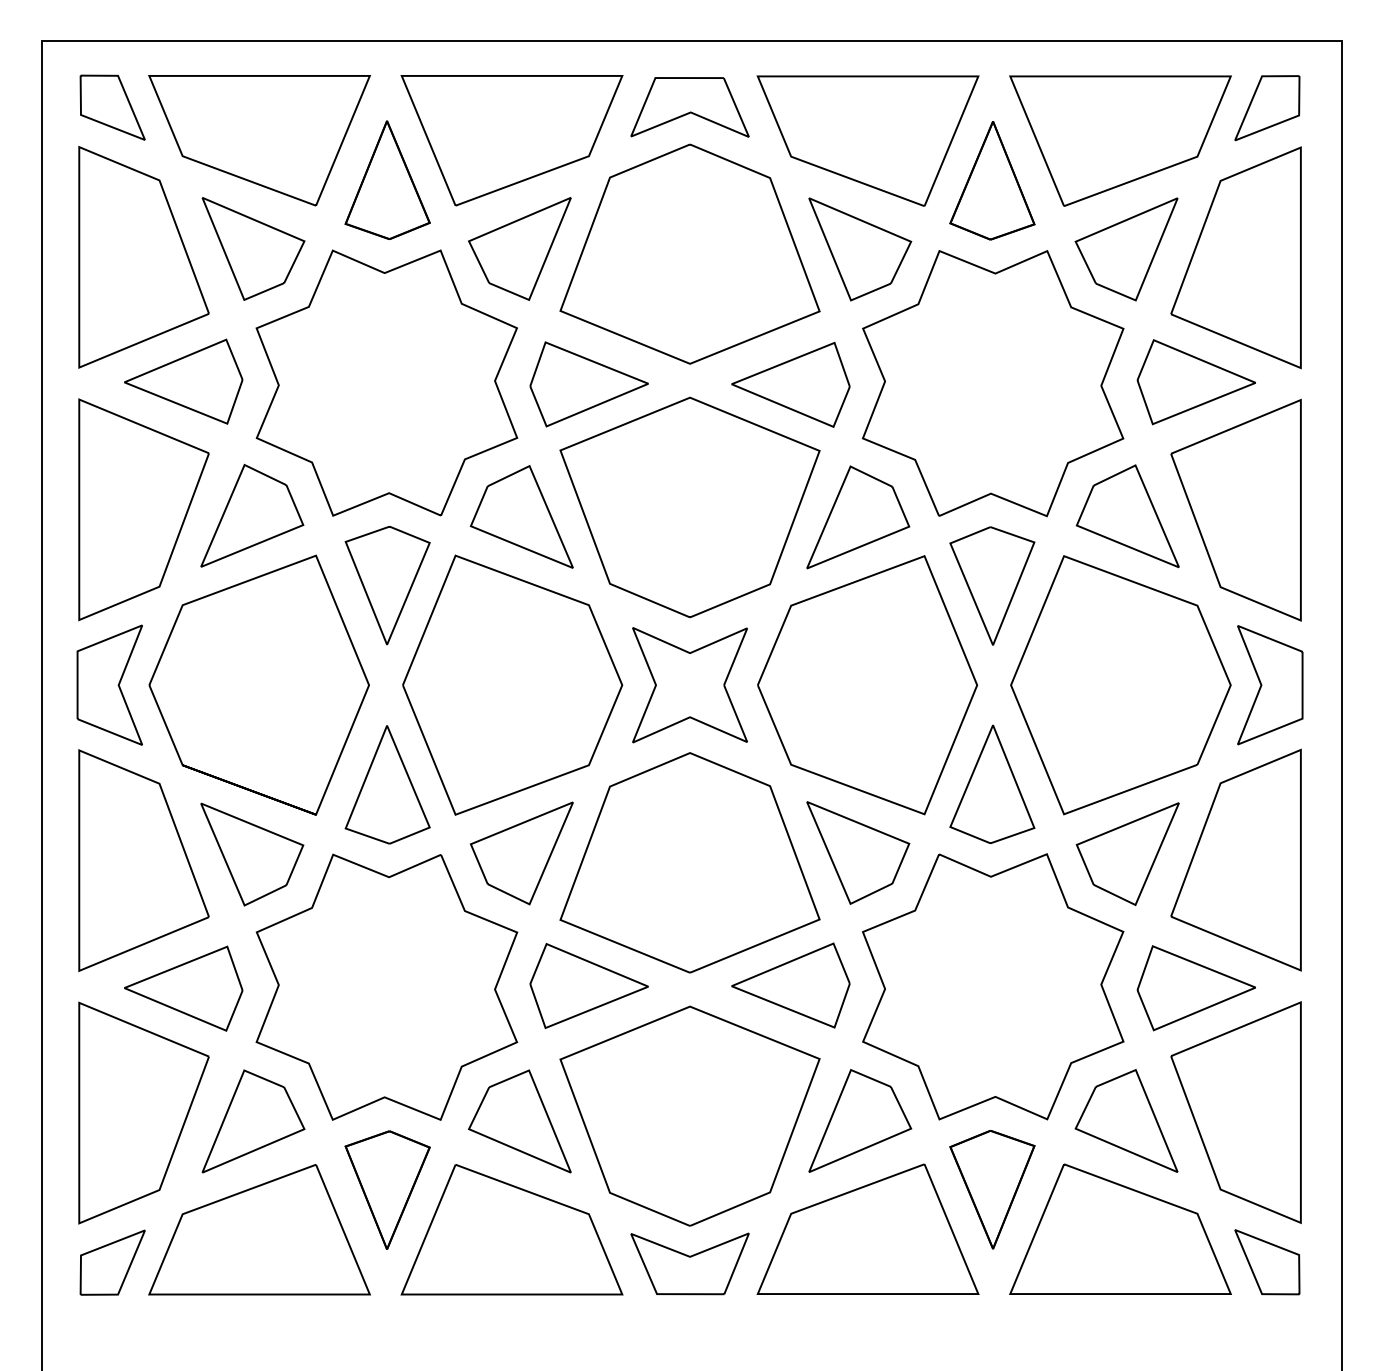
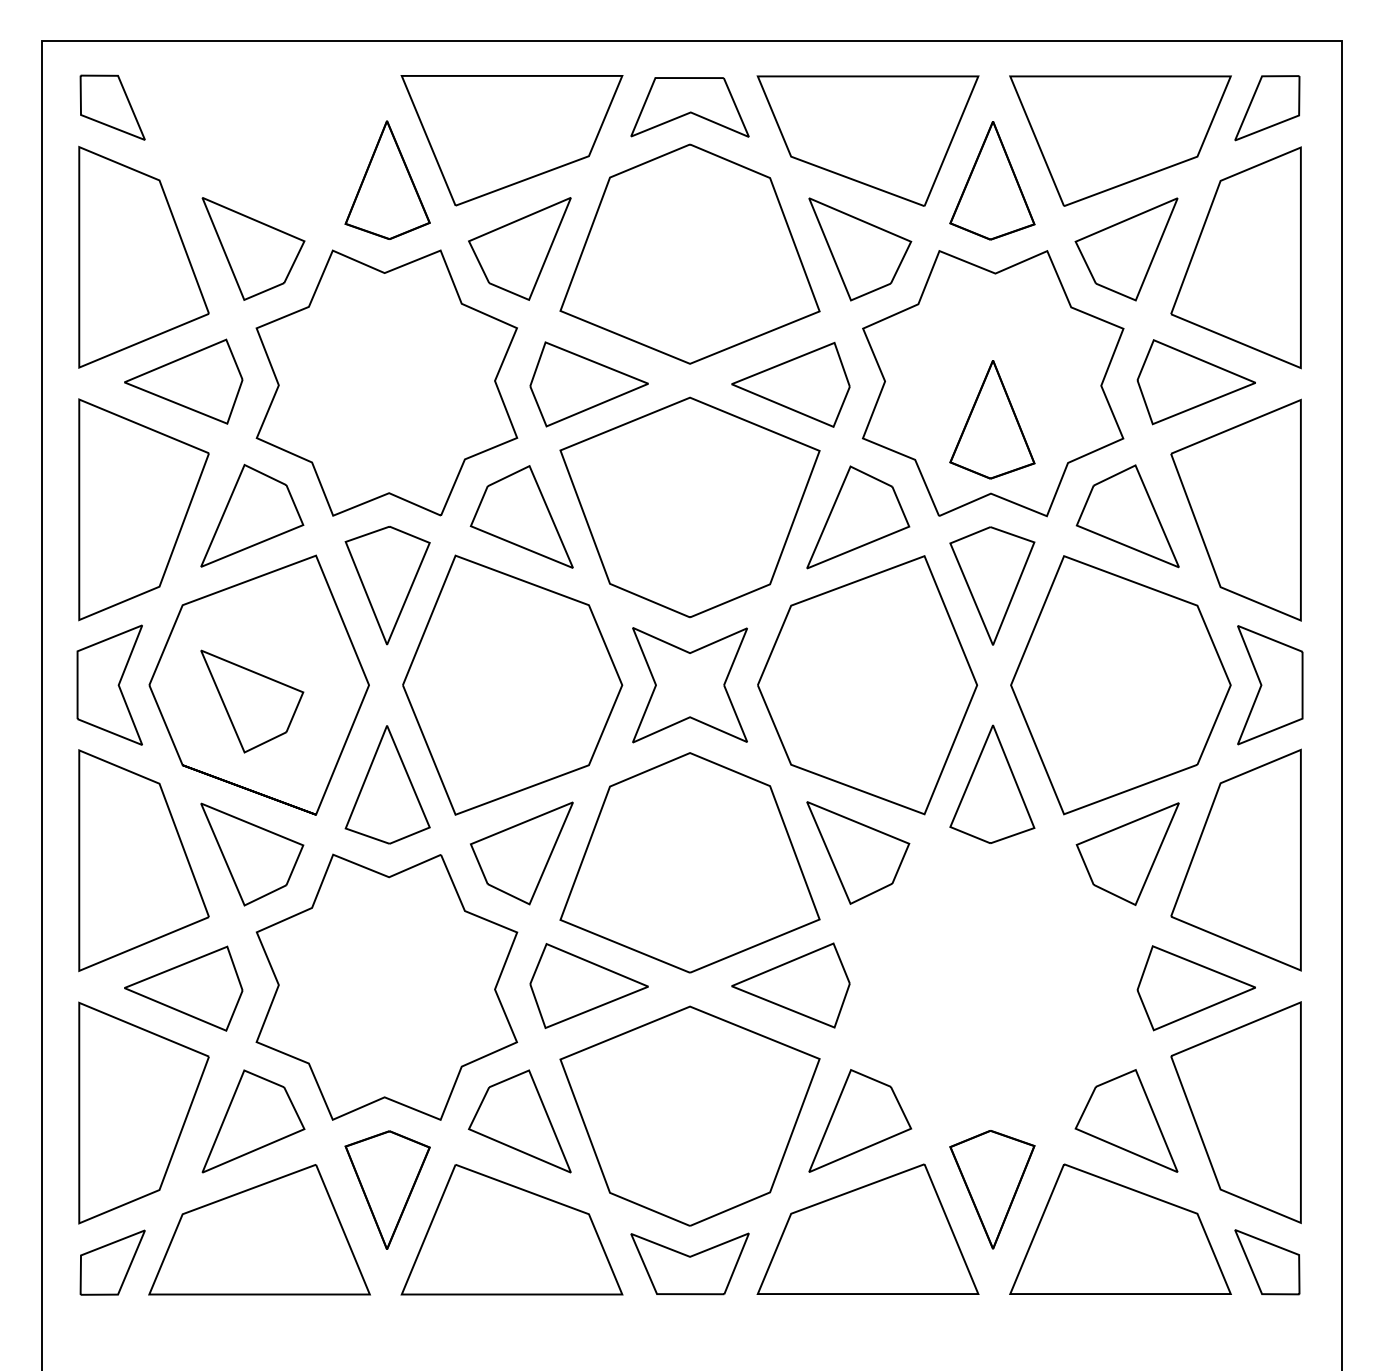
part: present -> none (259, 140)
part: none -> present (992, 419)
part: none -> present (252, 701)
part: present -> none (993, 986)
